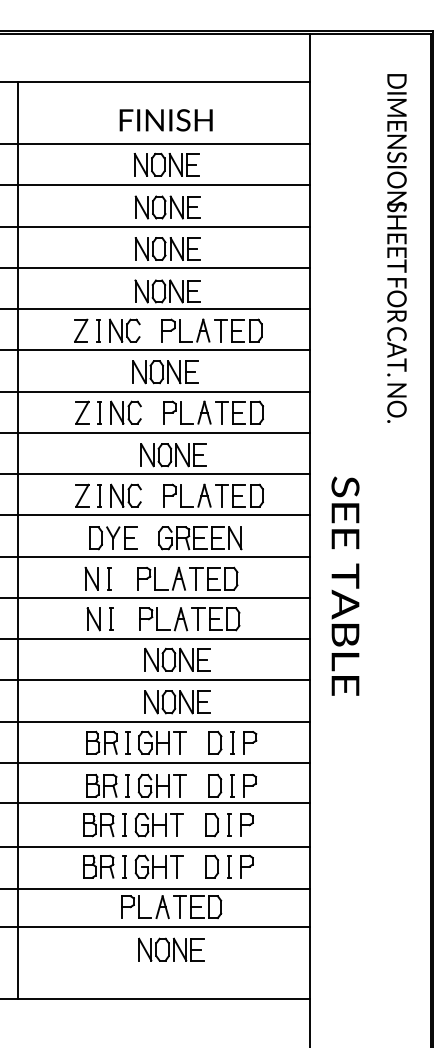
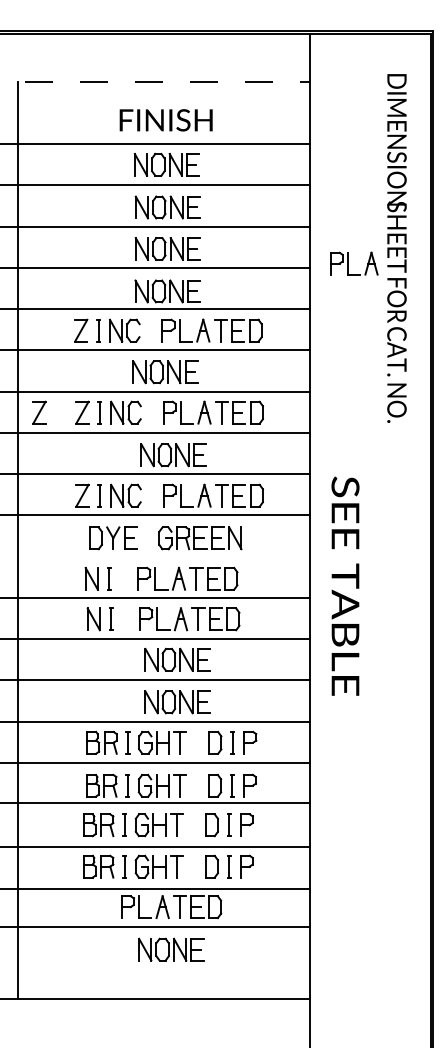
line: solid -> dashed (155, 82)
part: none -> present (354, 263)
part: none -> present (39, 412)
line: present -> none (156, 556)
